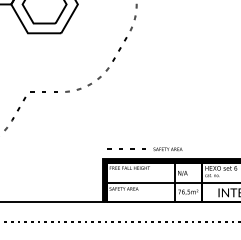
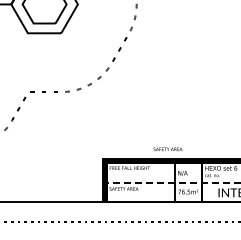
line: present -> none (122, 148)
line: solid -> dashed (173, 182)
